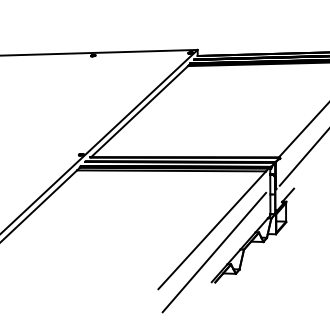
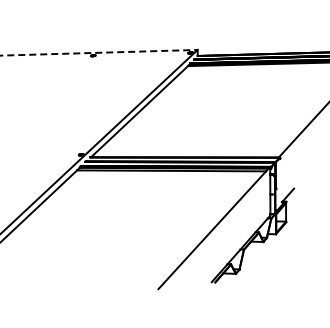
line: solid -> dashed (99, 52)
line: present -> none (302, 158)
line: present -> none (214, 252)
